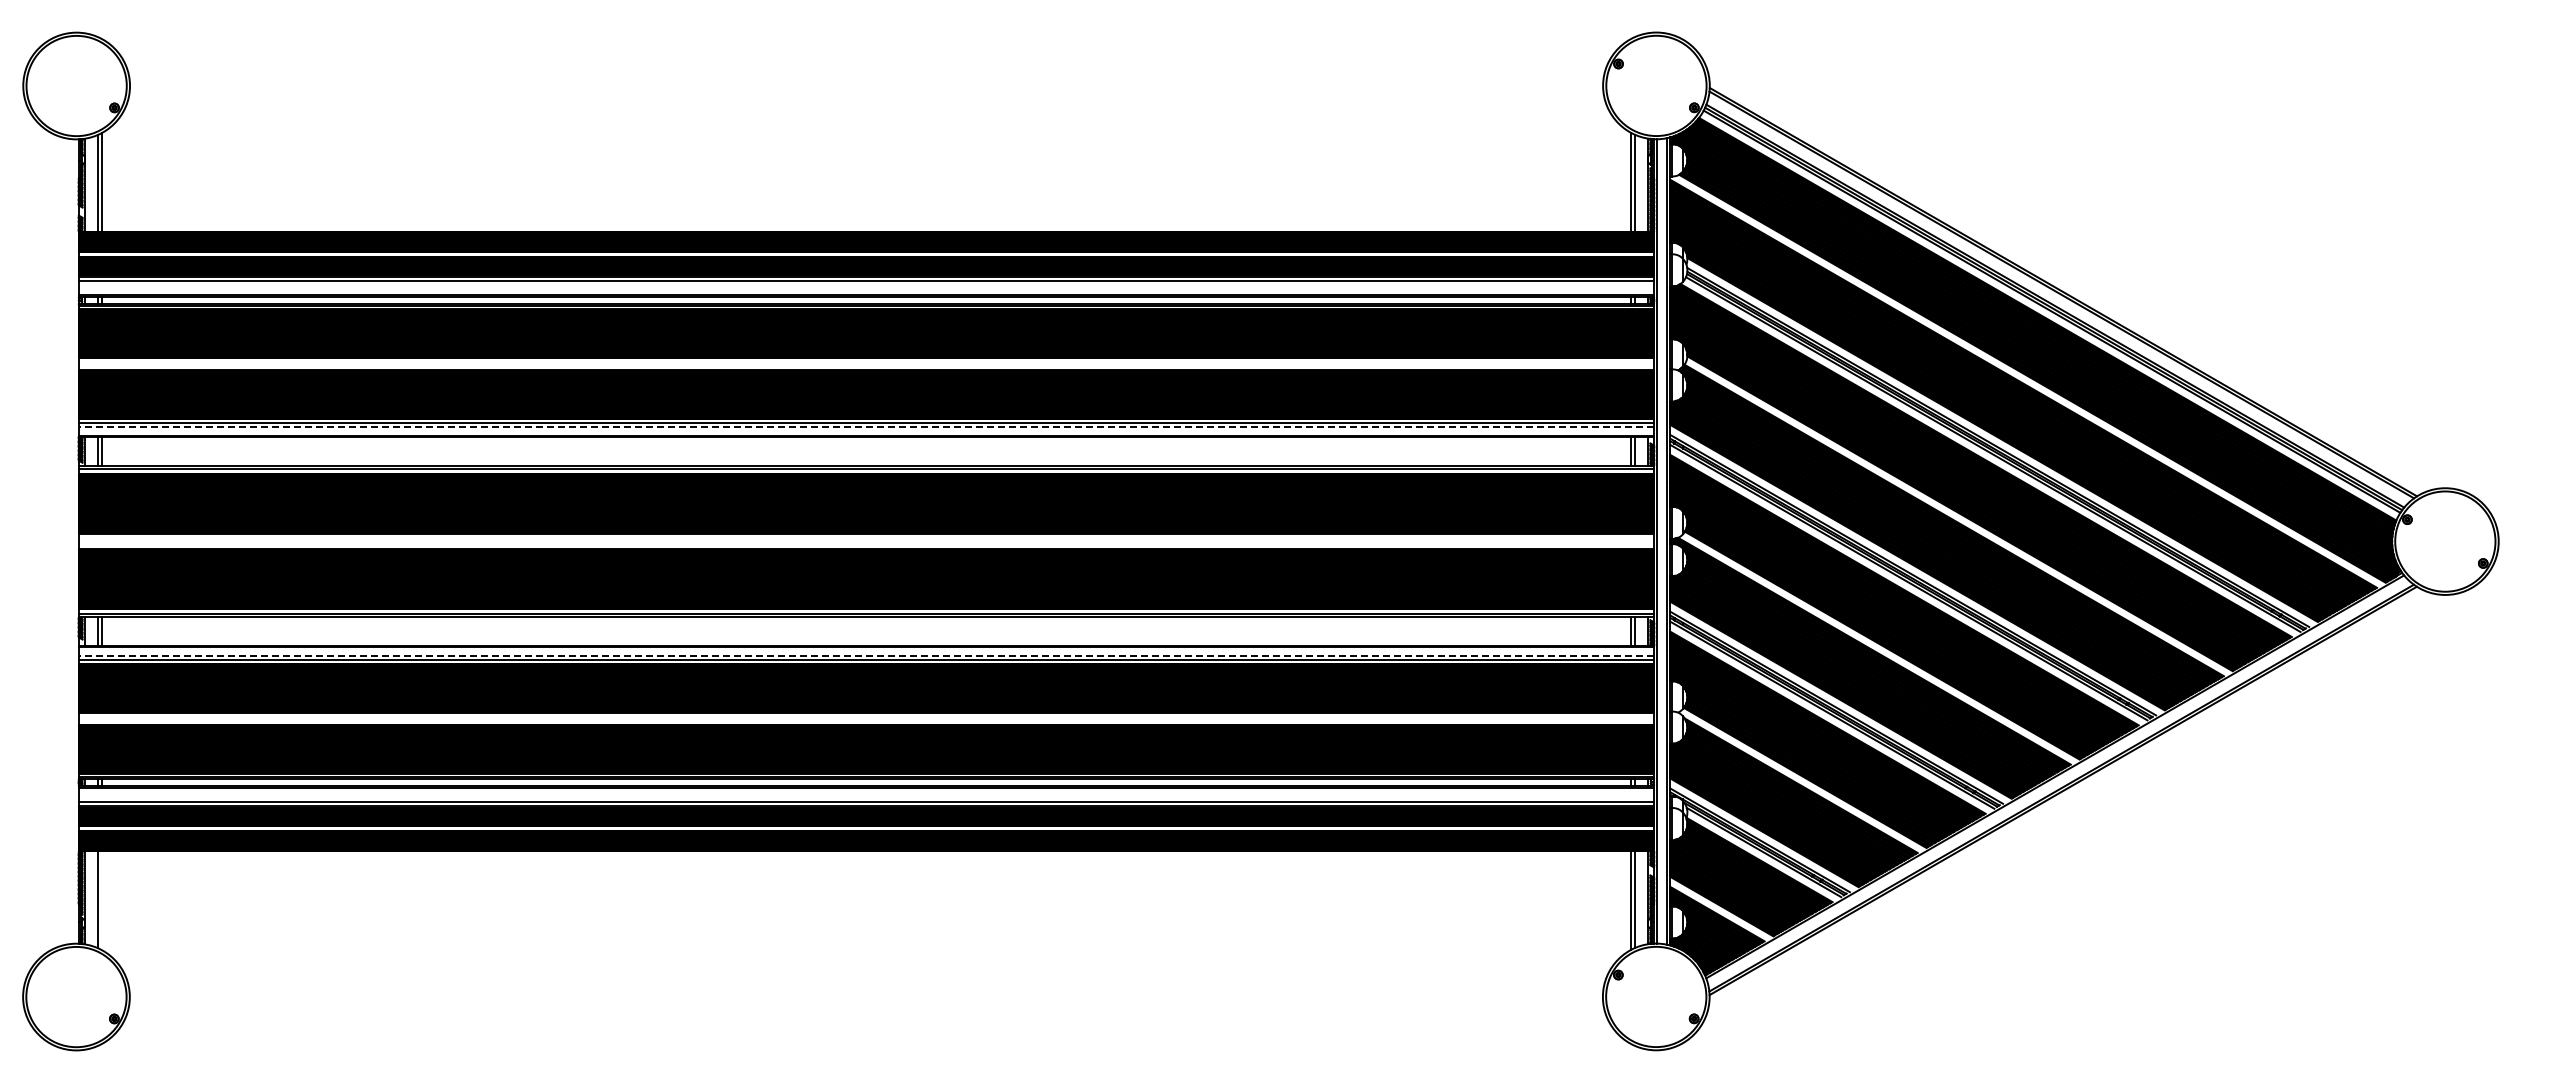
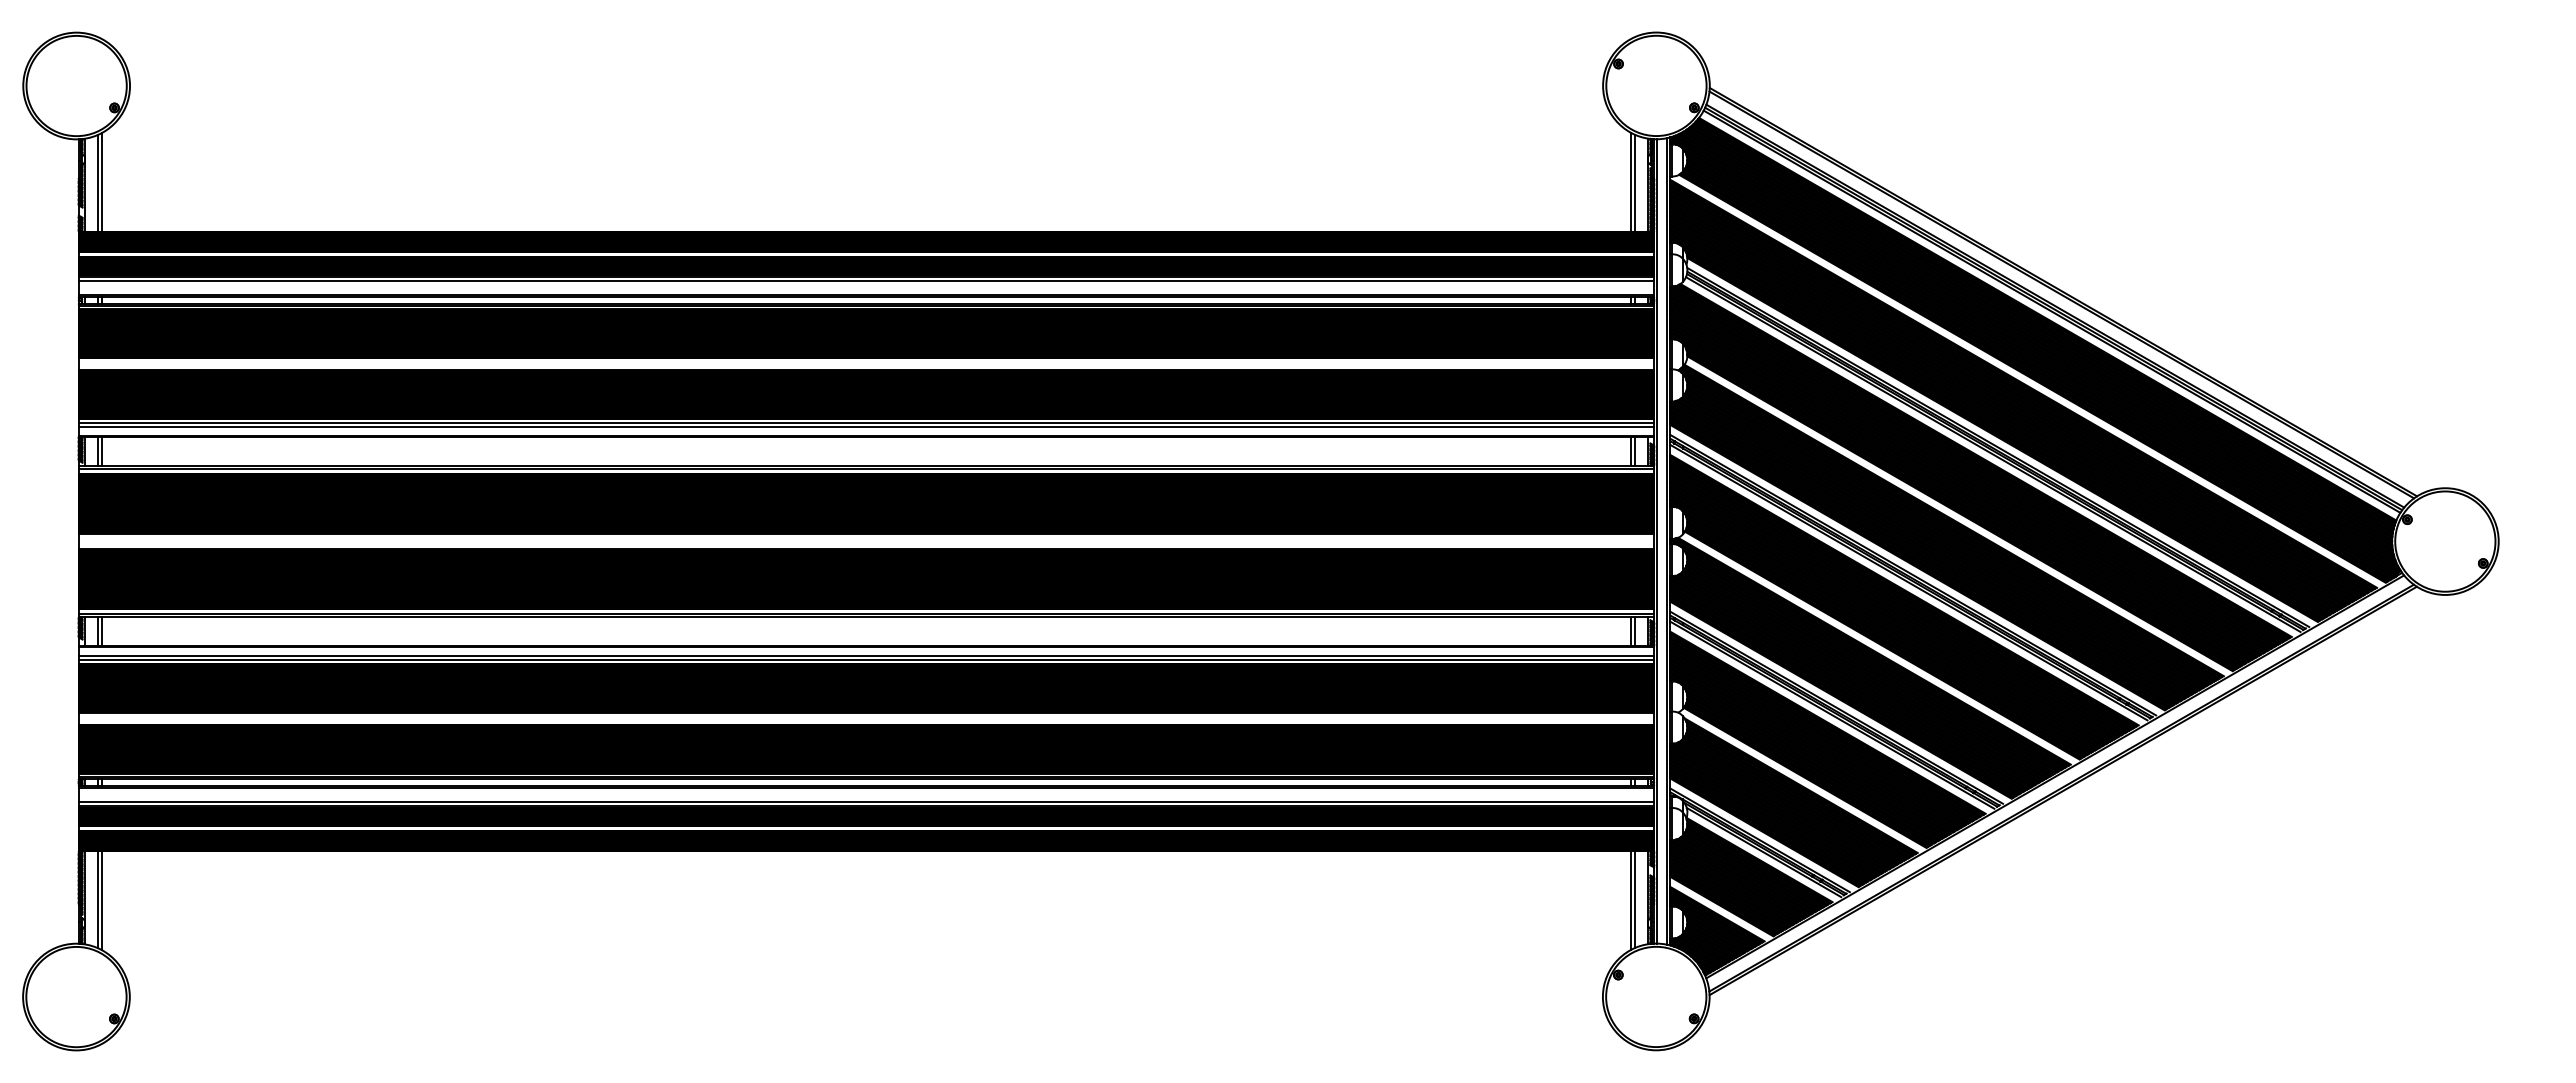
line: dashed -> solid (866, 427)
line: dashed -> solid (866, 655)
line: none -> present (101, 900)
